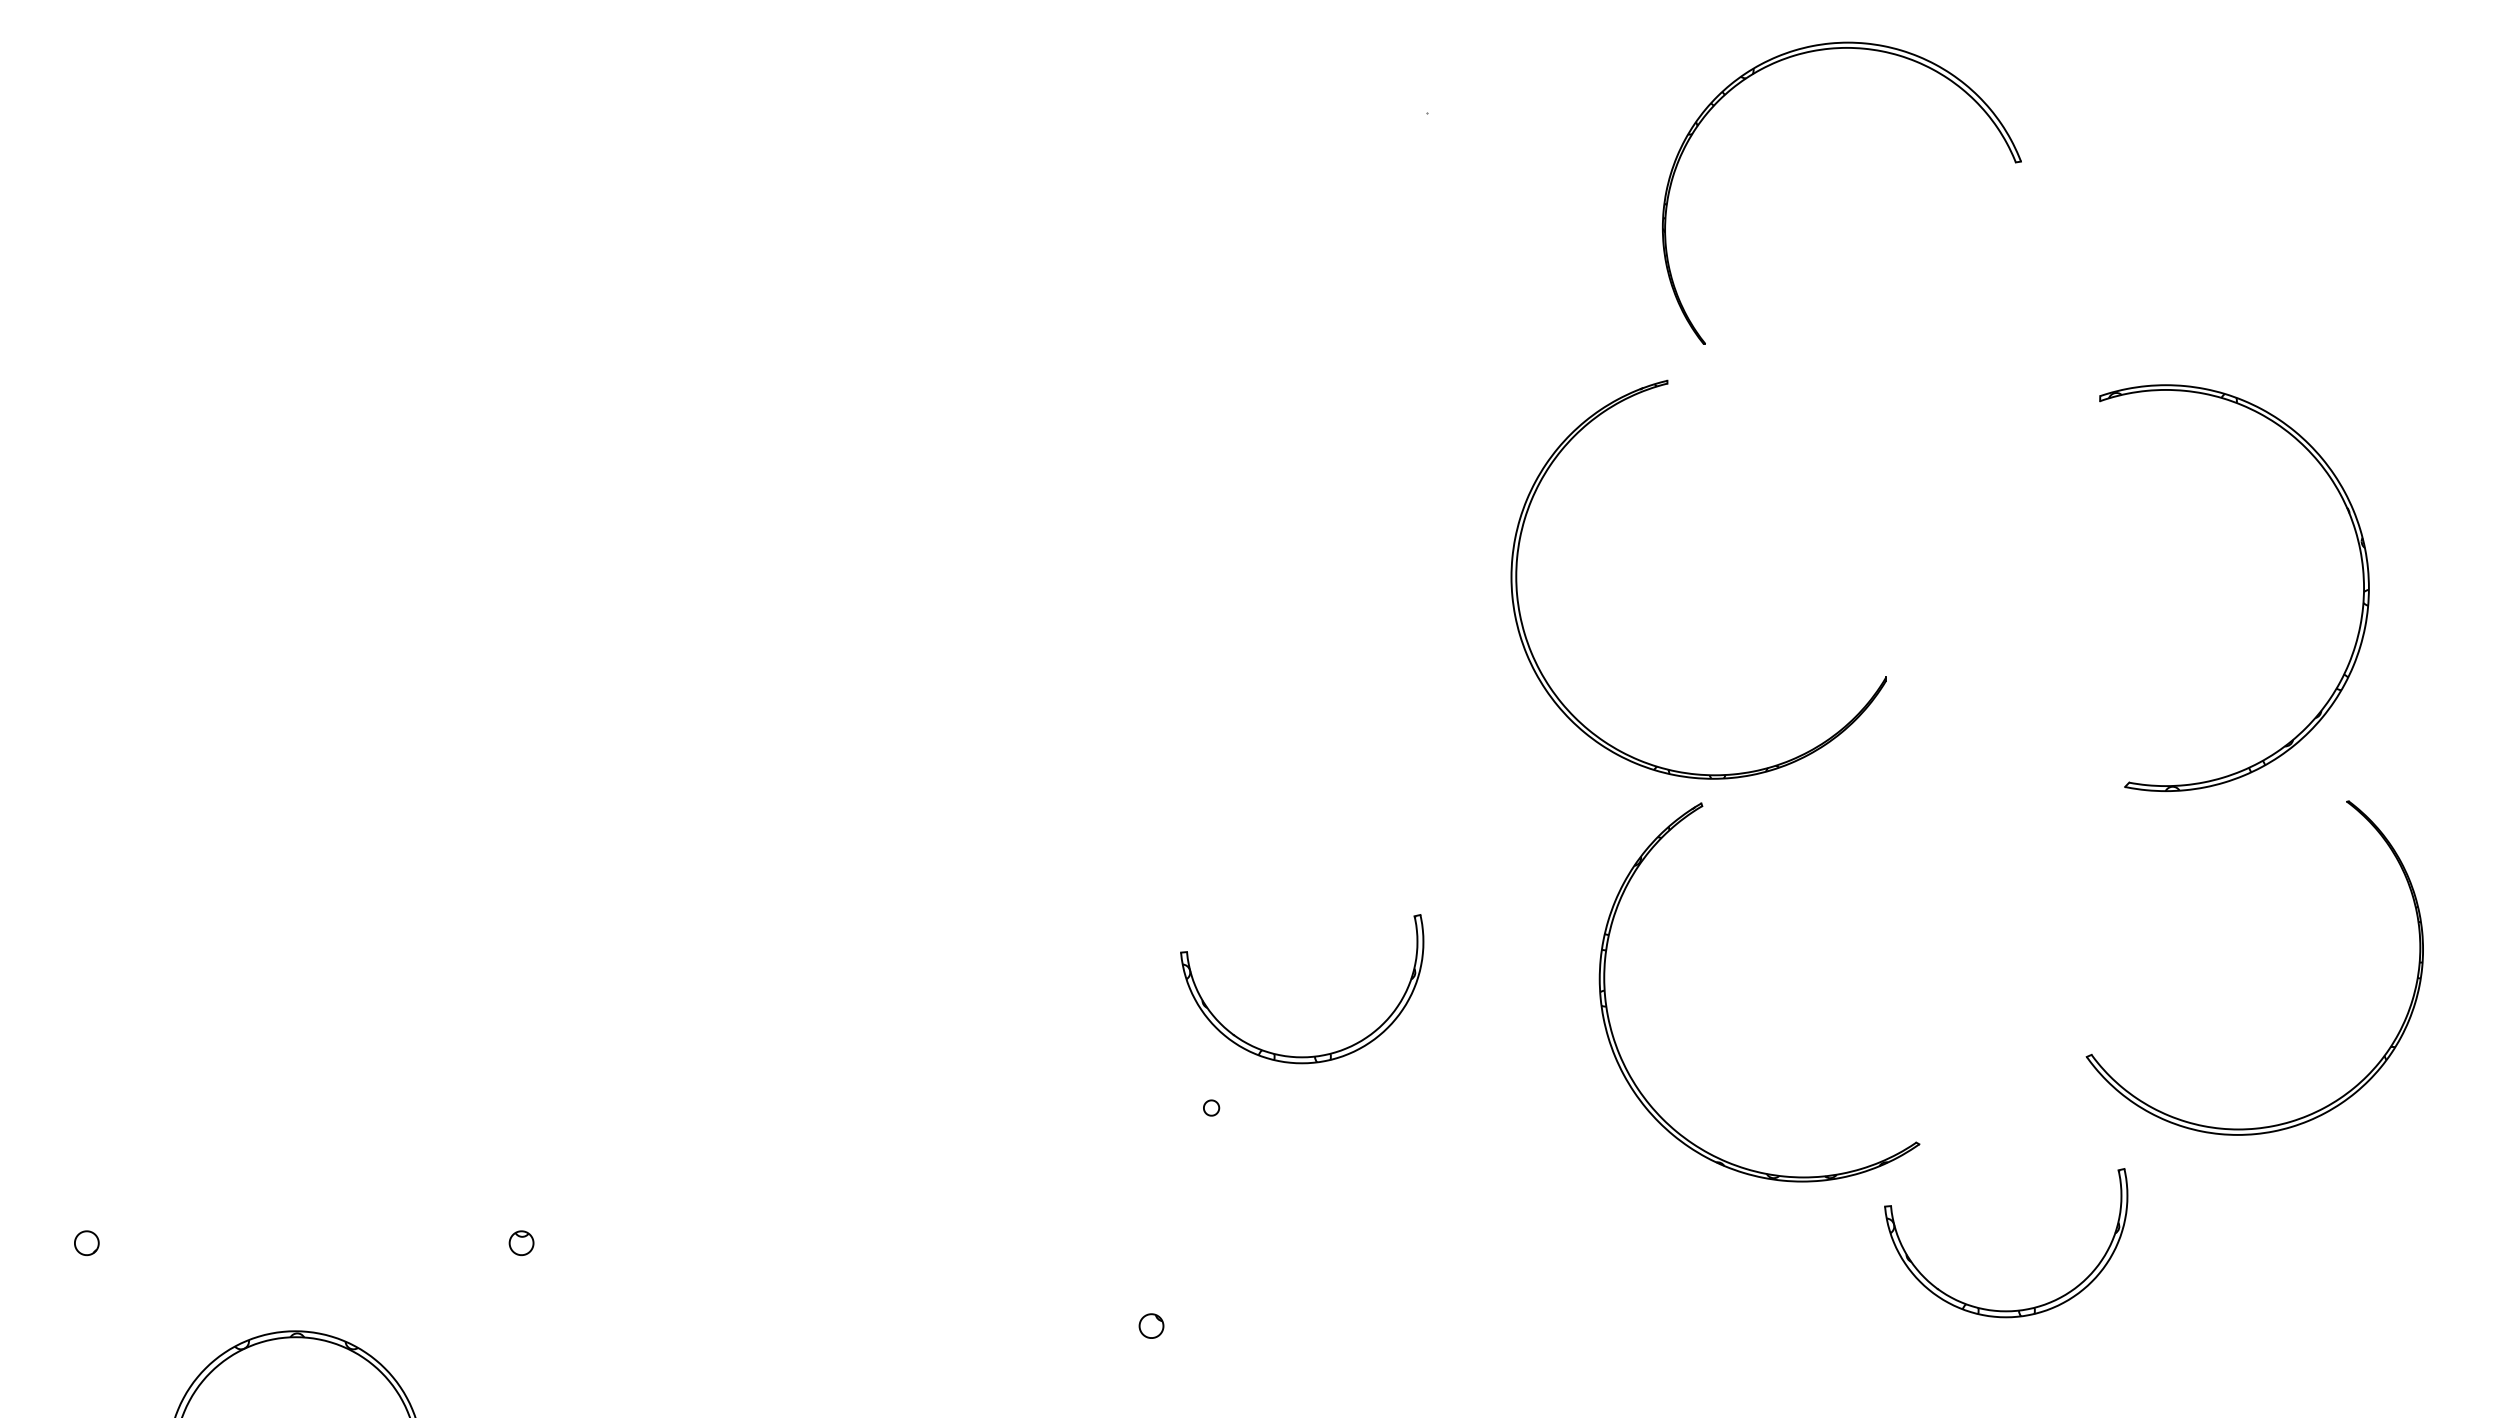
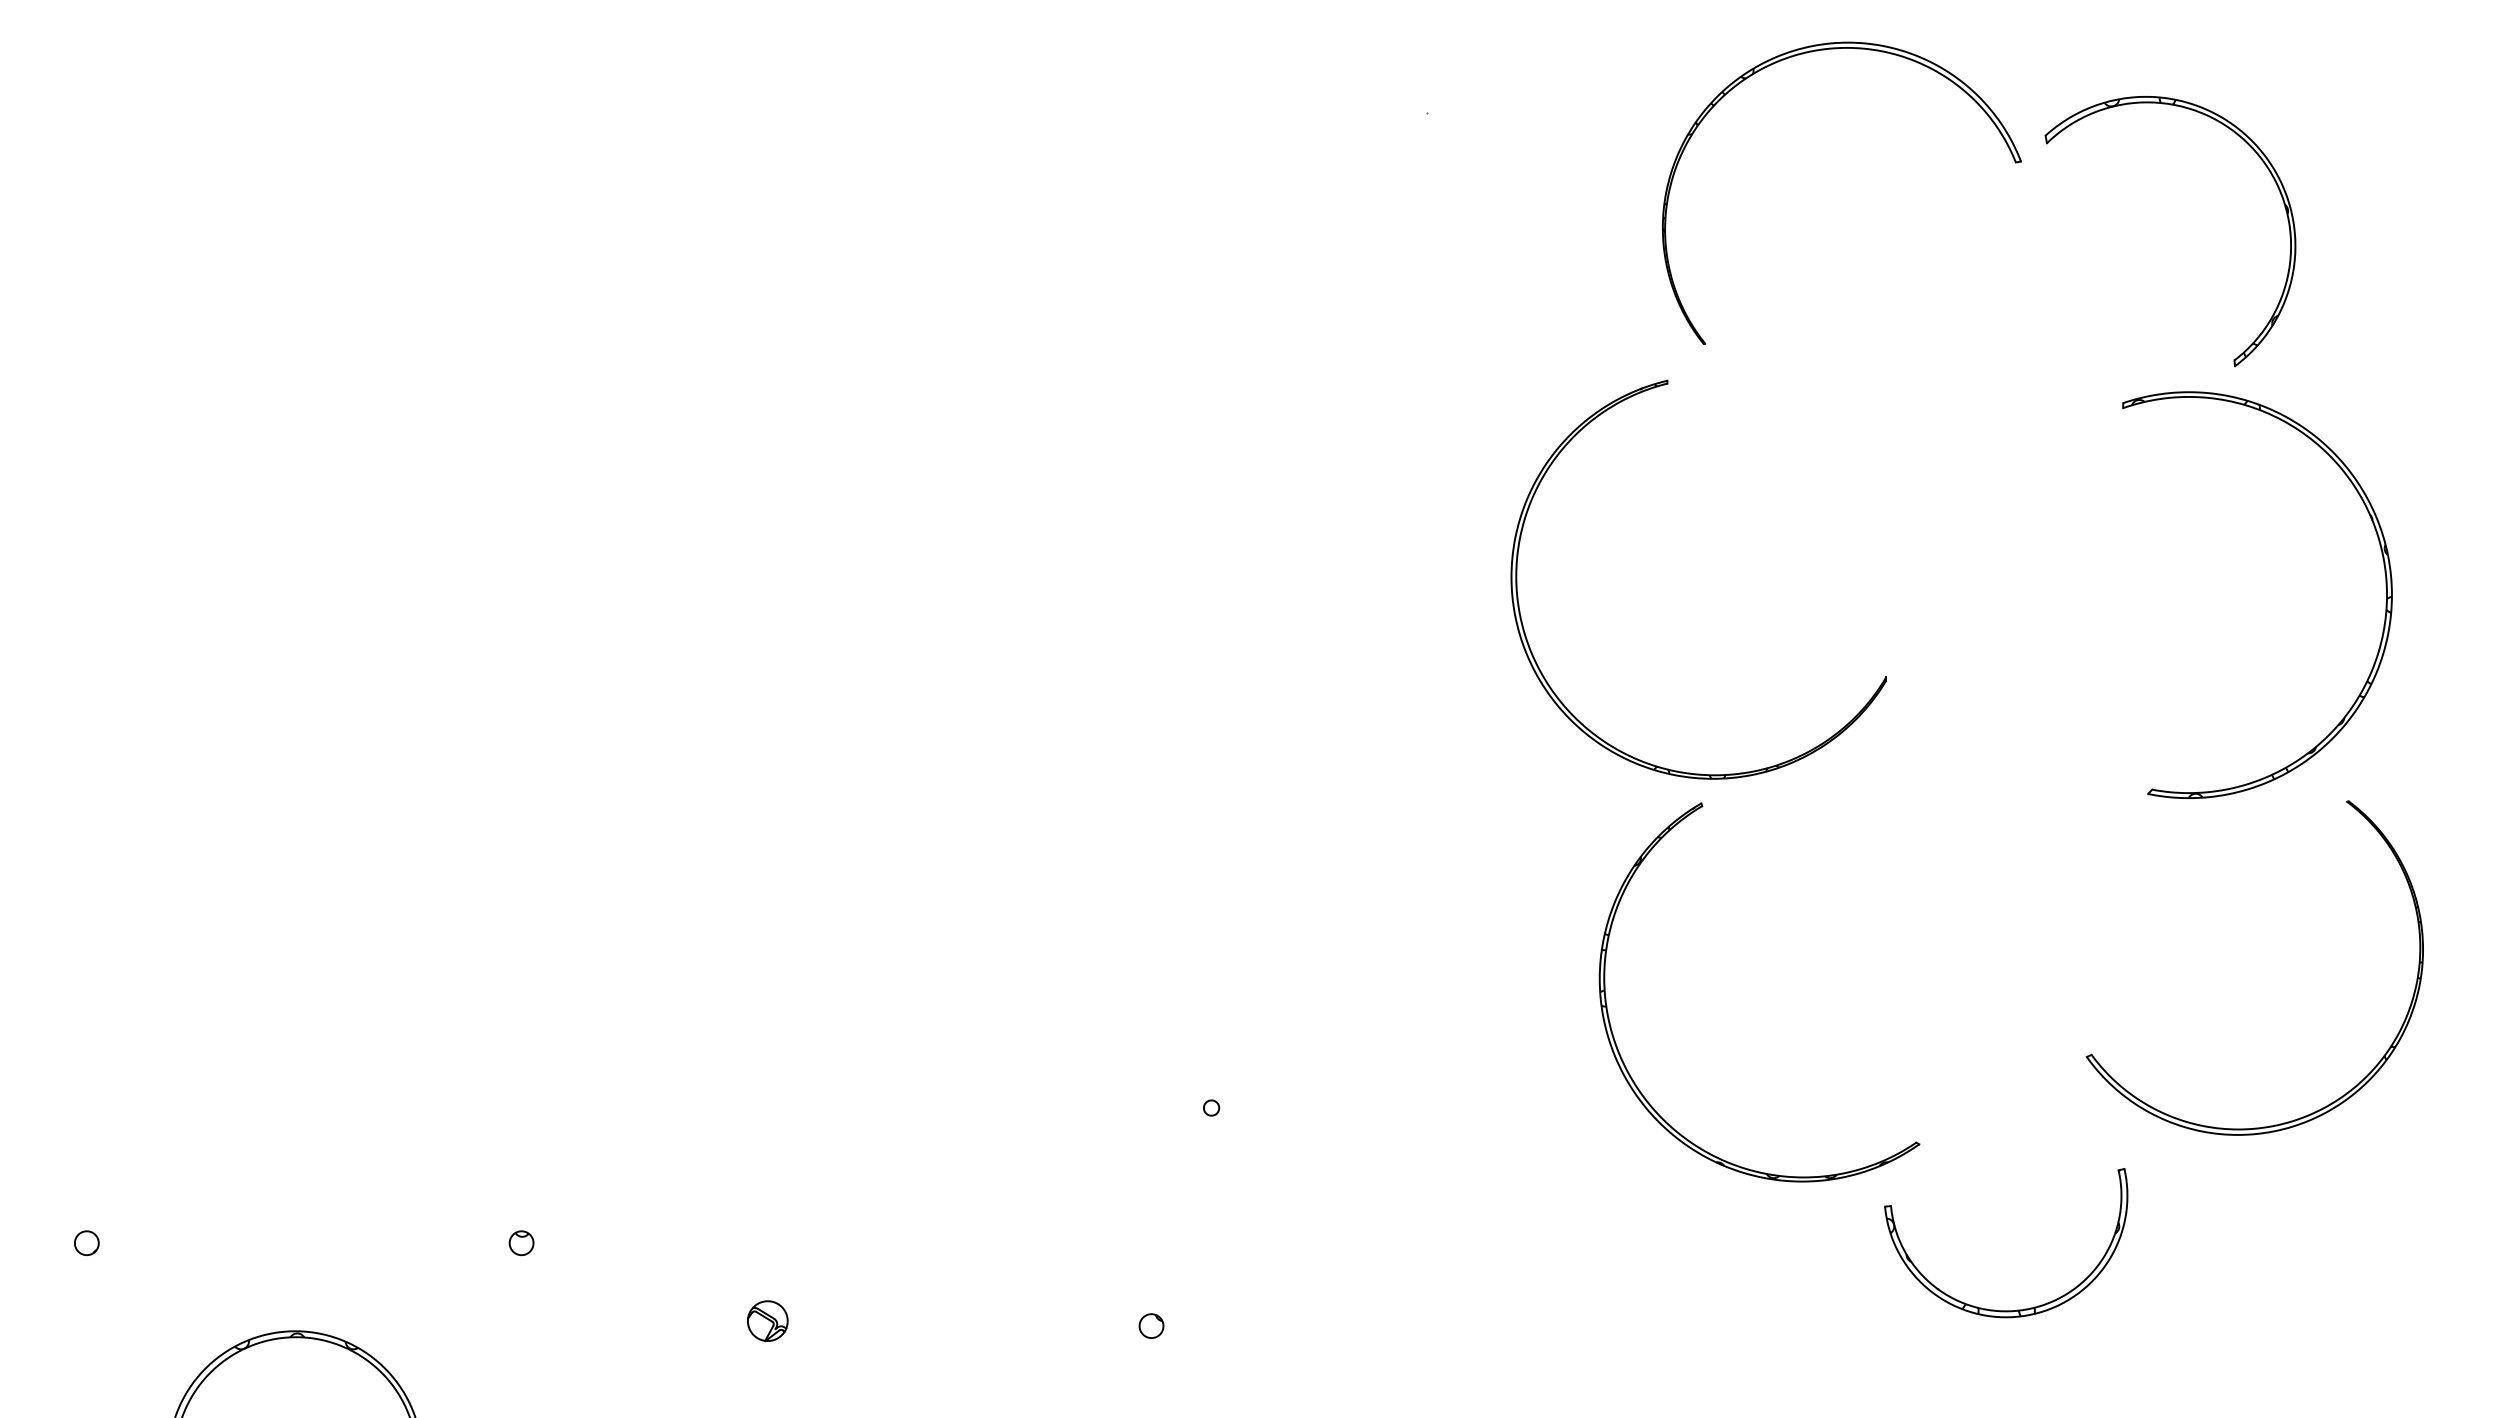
part: none -> present (2270, 174)
part position: (2362, 579) -> (2385, 586) (2385, 586)
part: present -> none (1313, 1055)
part: none -> present (767, 1320)
